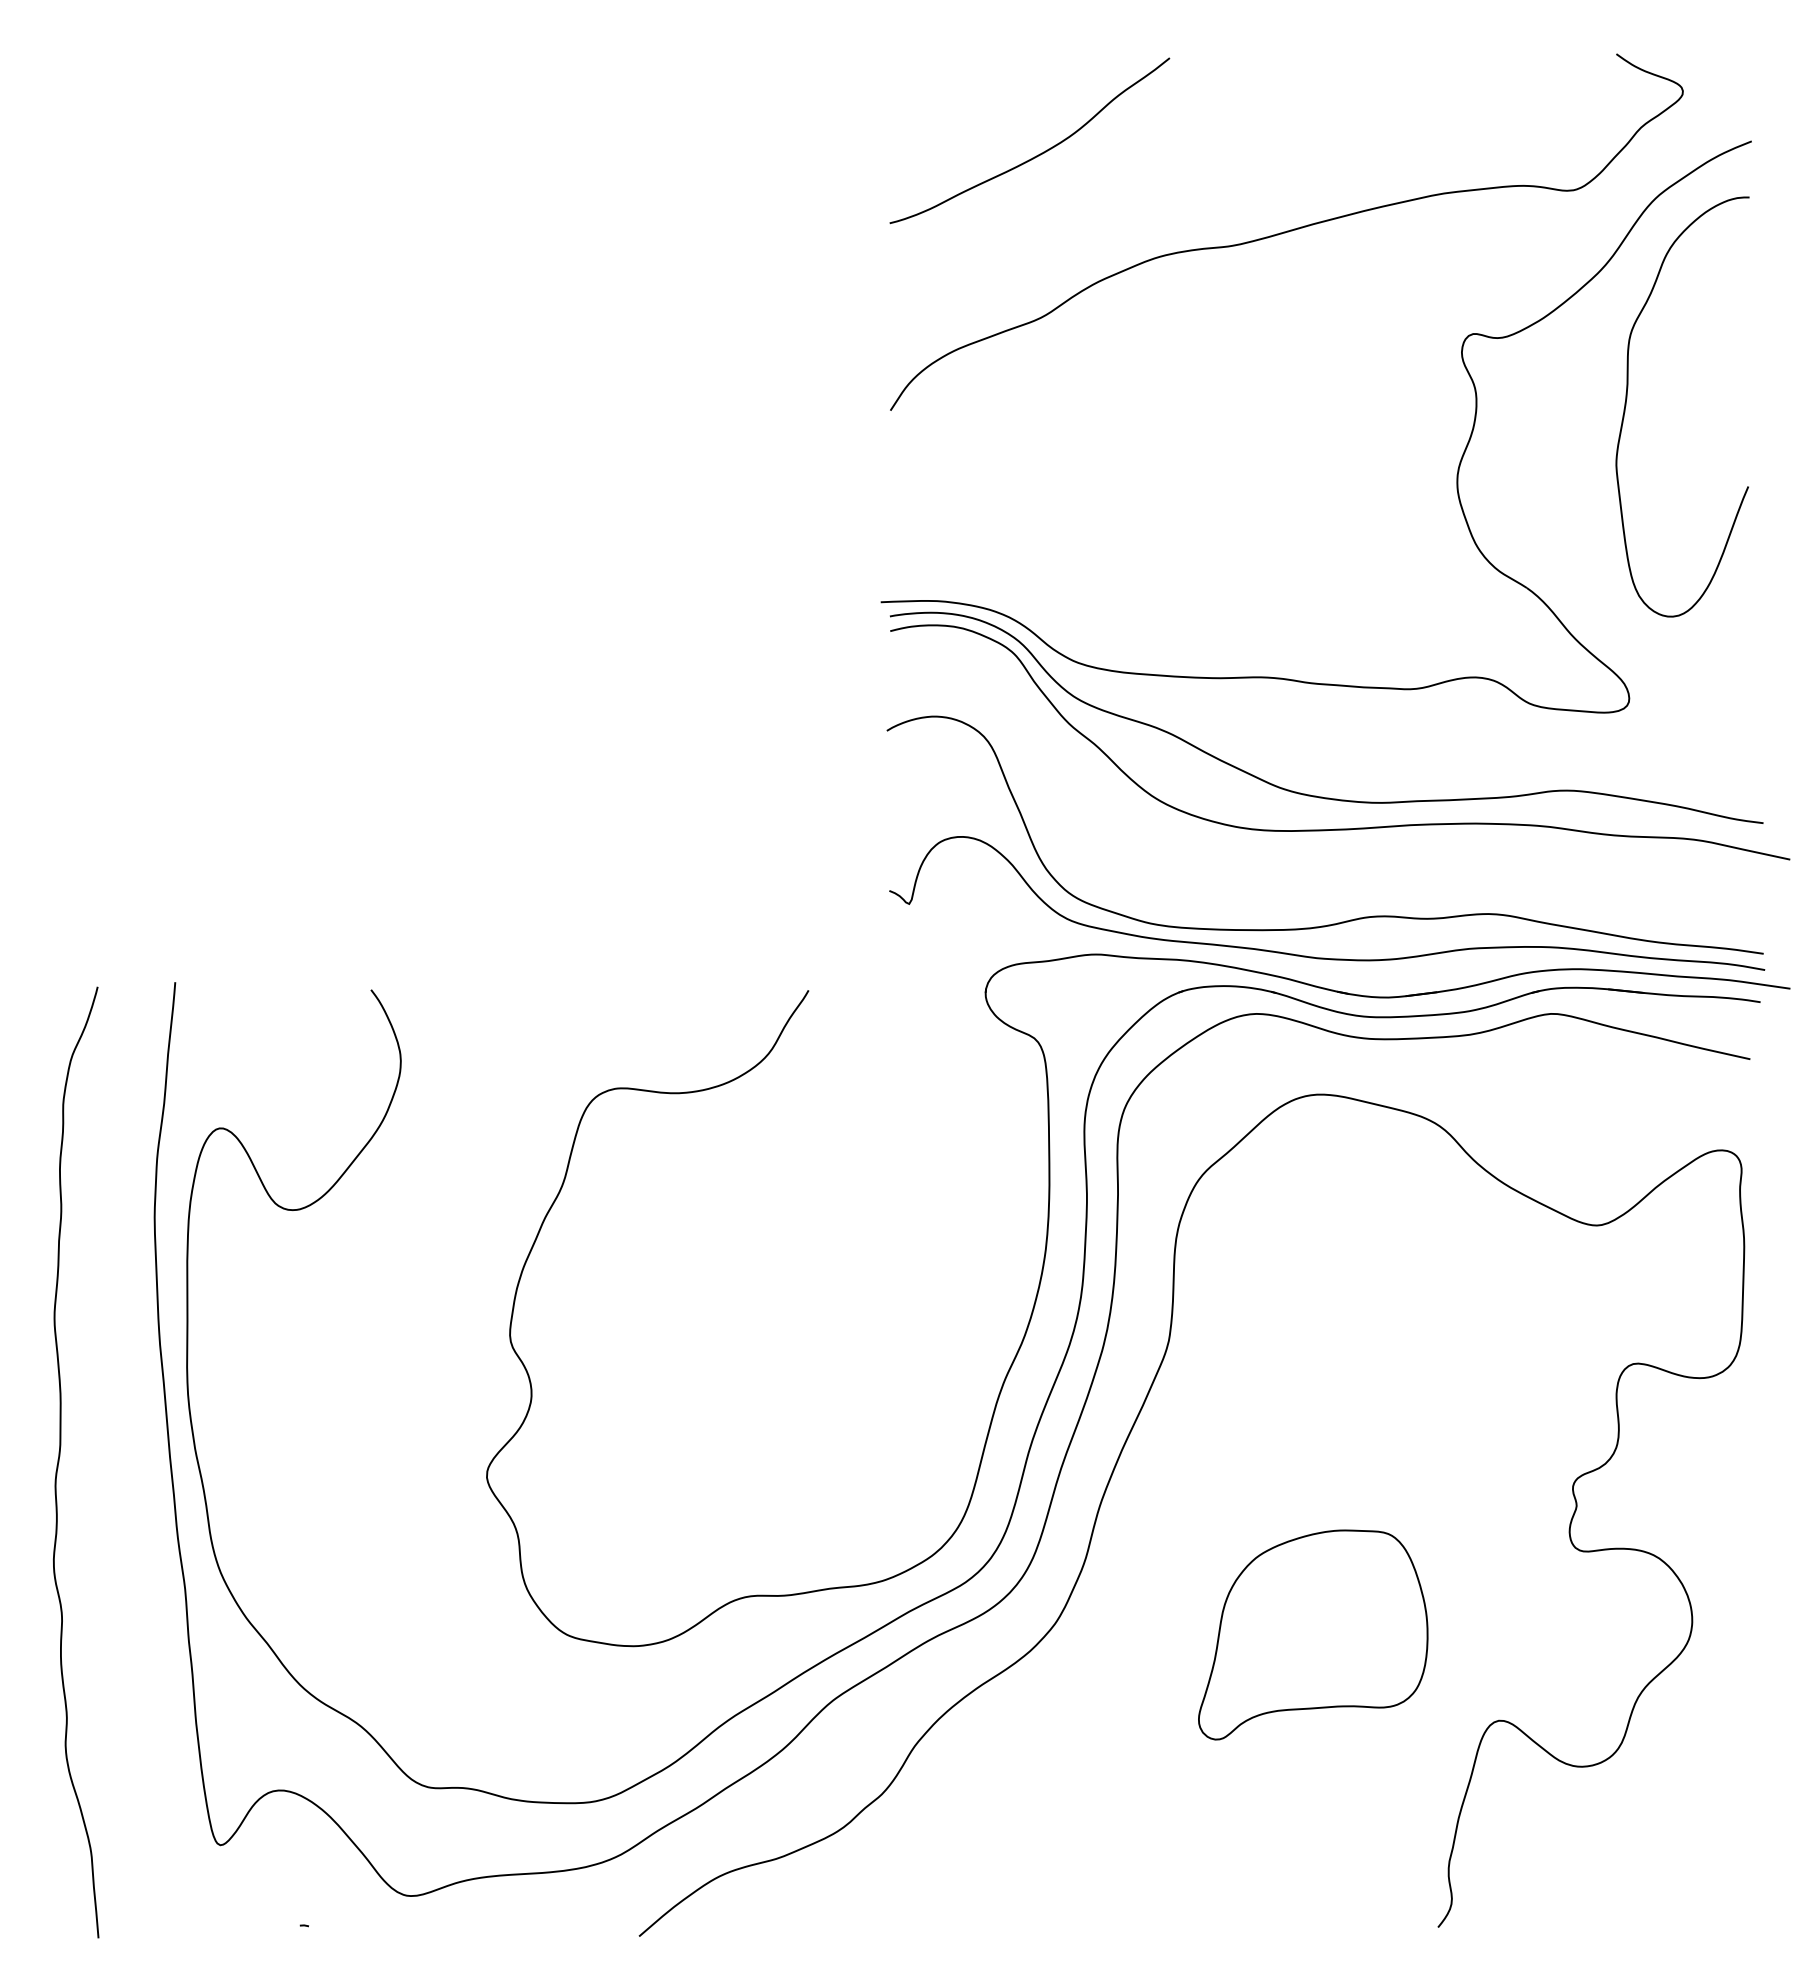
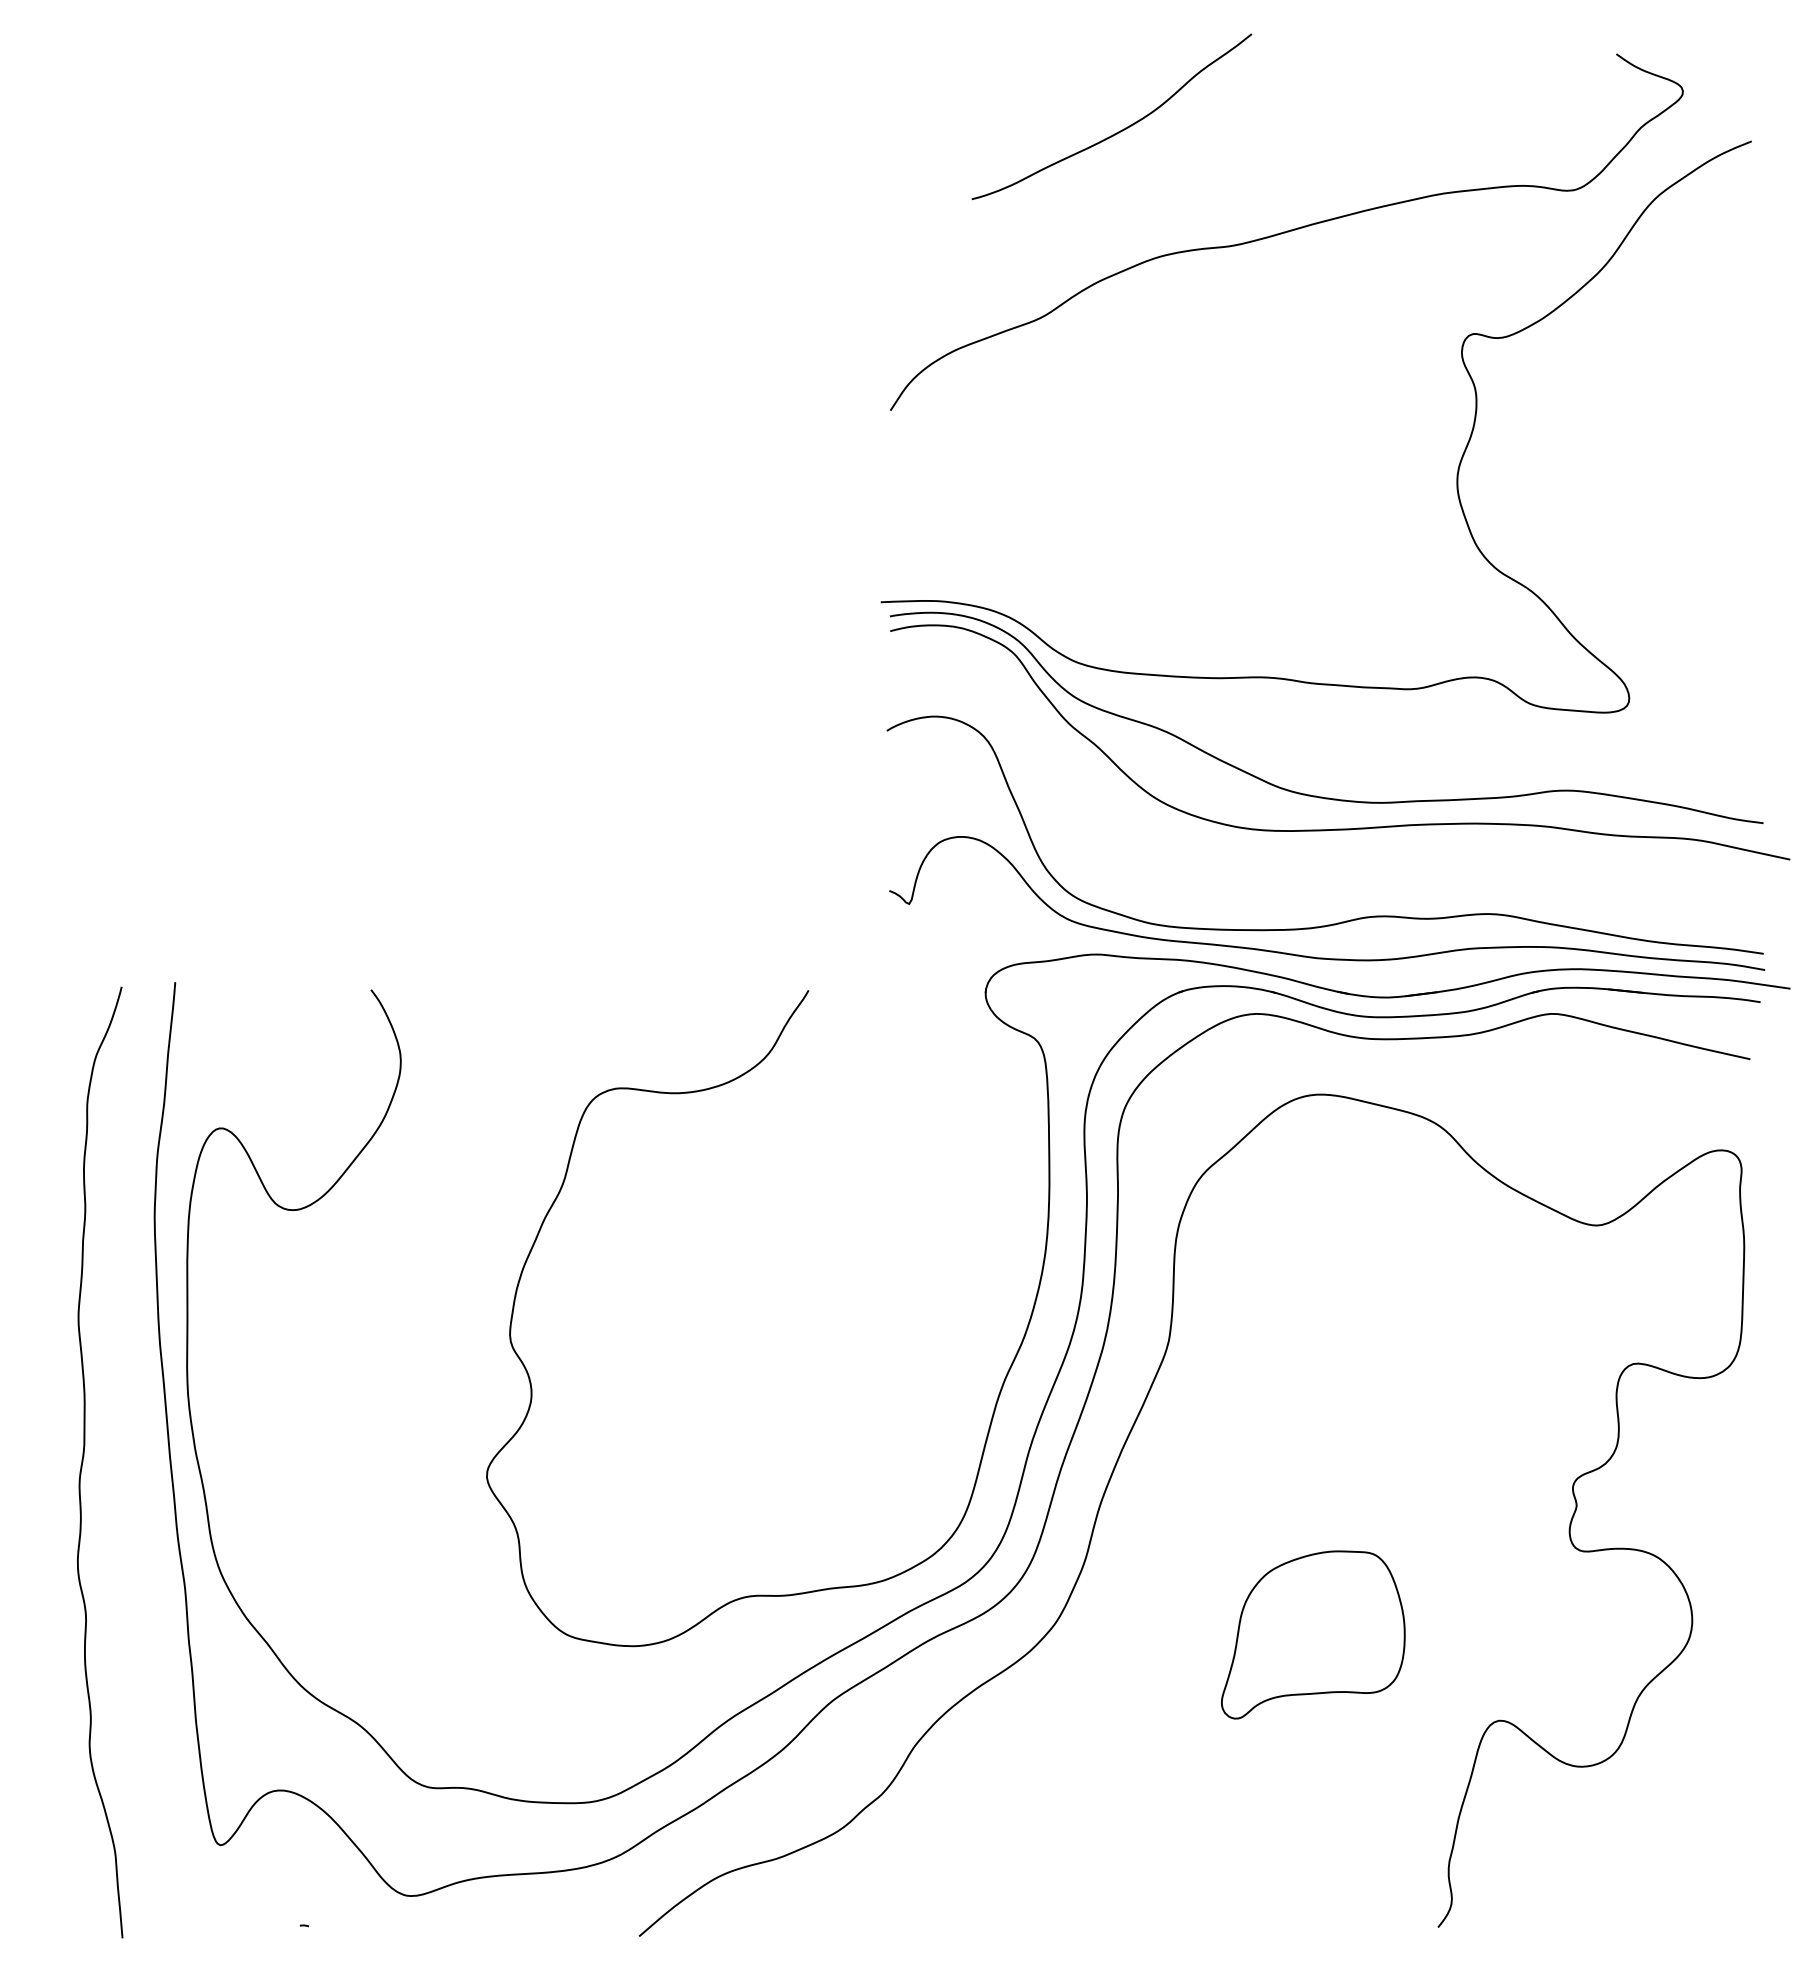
curve position: (1036, 155) -> (1118, 131) (1118, 131)
curve: present -> none (1627, 398)
curve position: (59, 1462) -> (83, 1462) (83, 1462)
part size: 231x212 px -> 185x170 px (1313, 1634)
